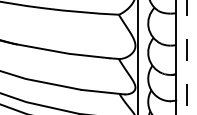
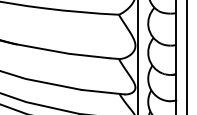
line: dashed -> solid (187, 57)
